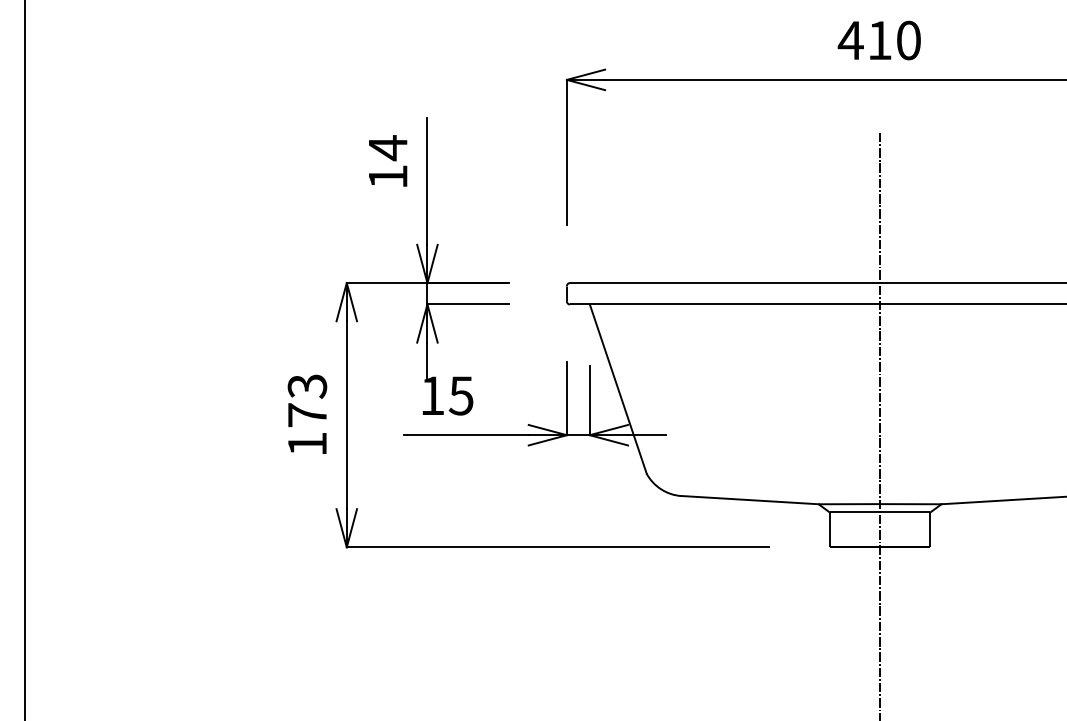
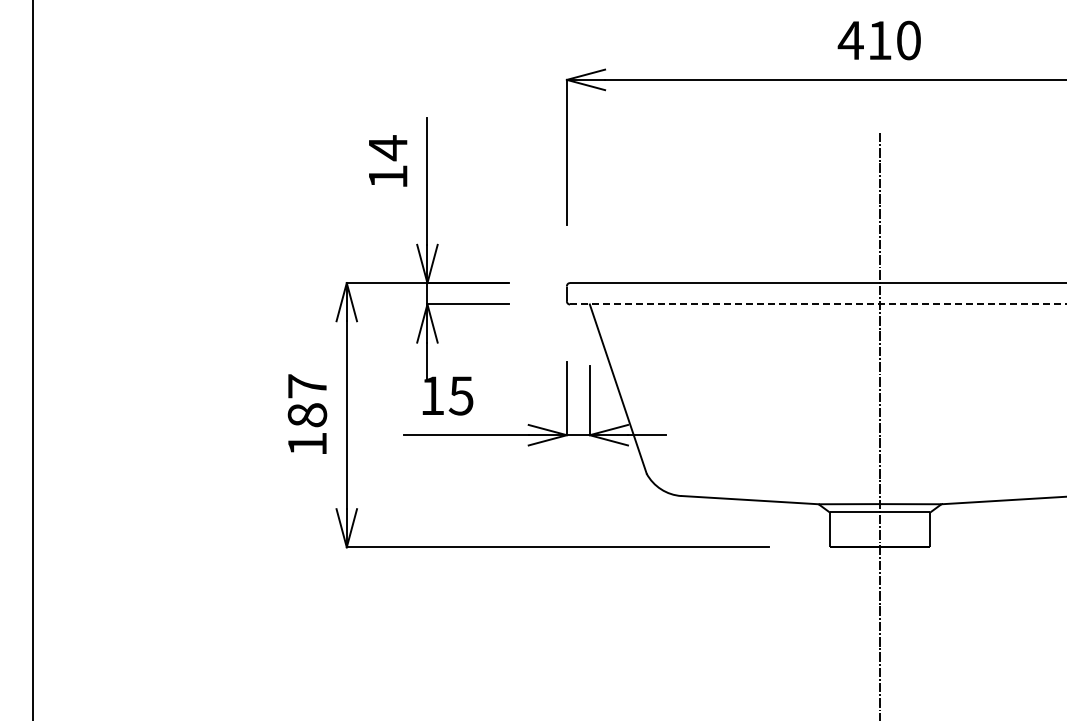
line: solid -> dashed (818, 304)
line position: (24, 359) -> (32, 359) (32, 359)
text: 173 -> 187 (307, 400)
